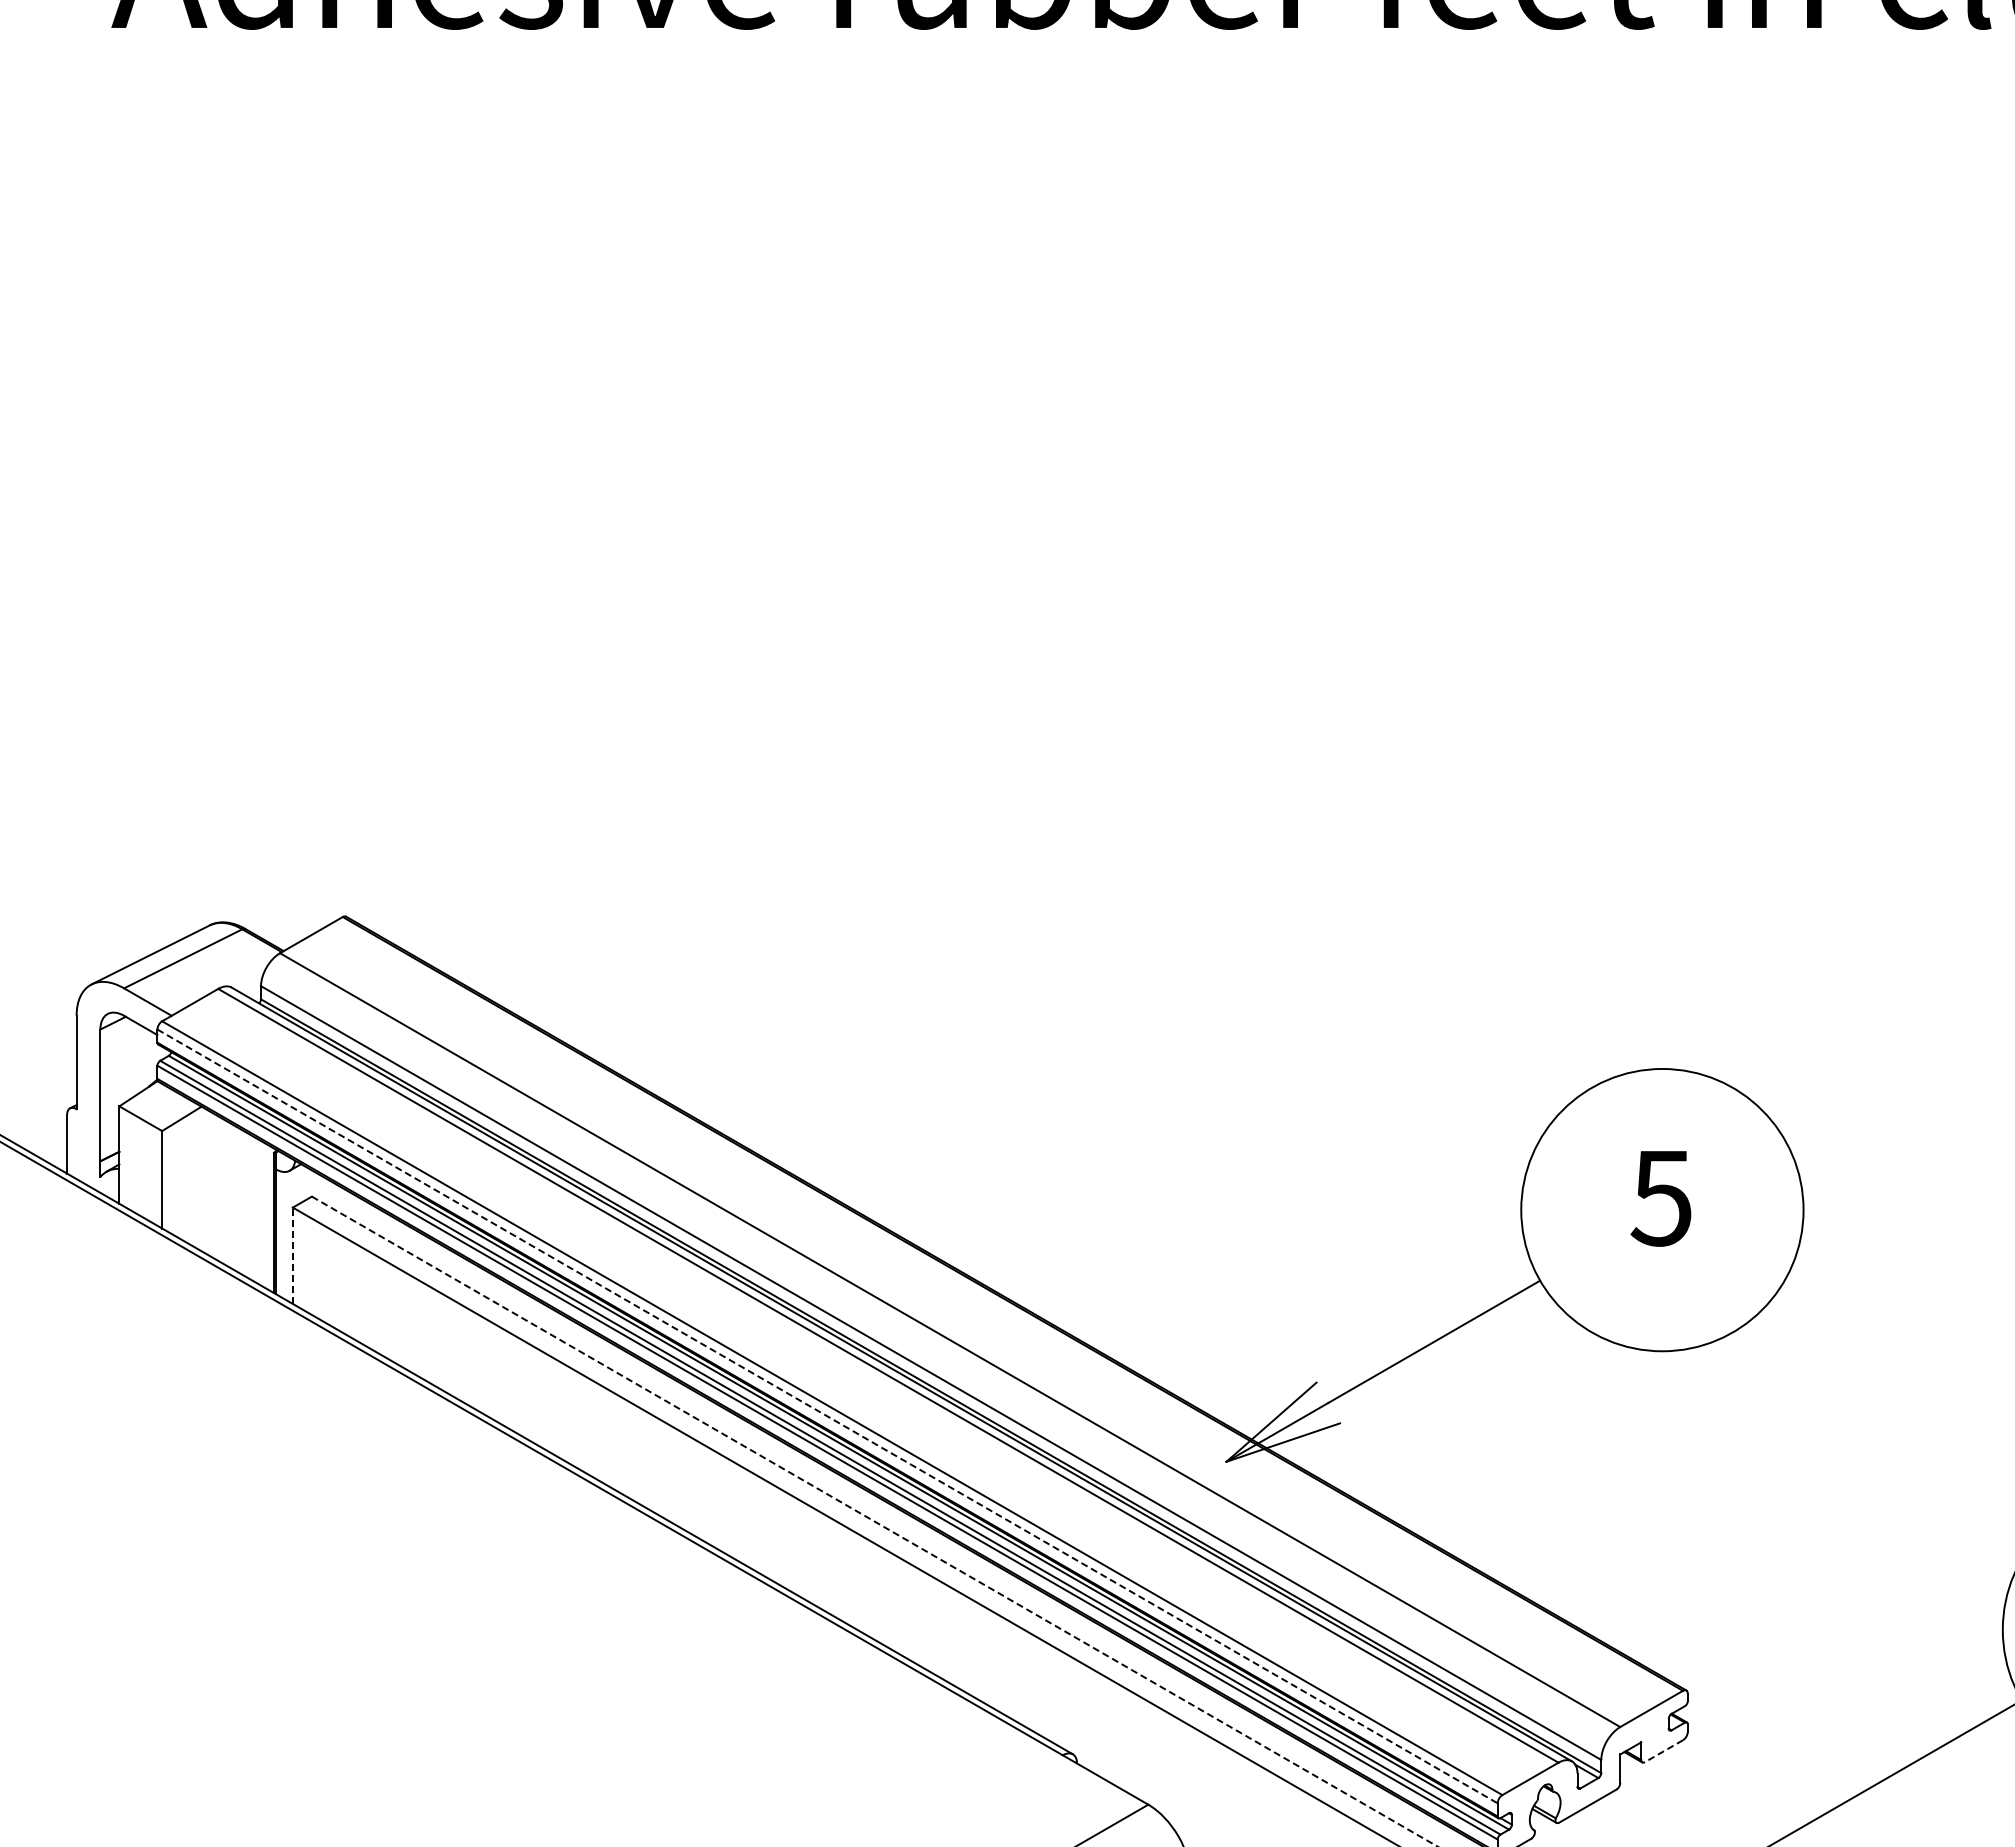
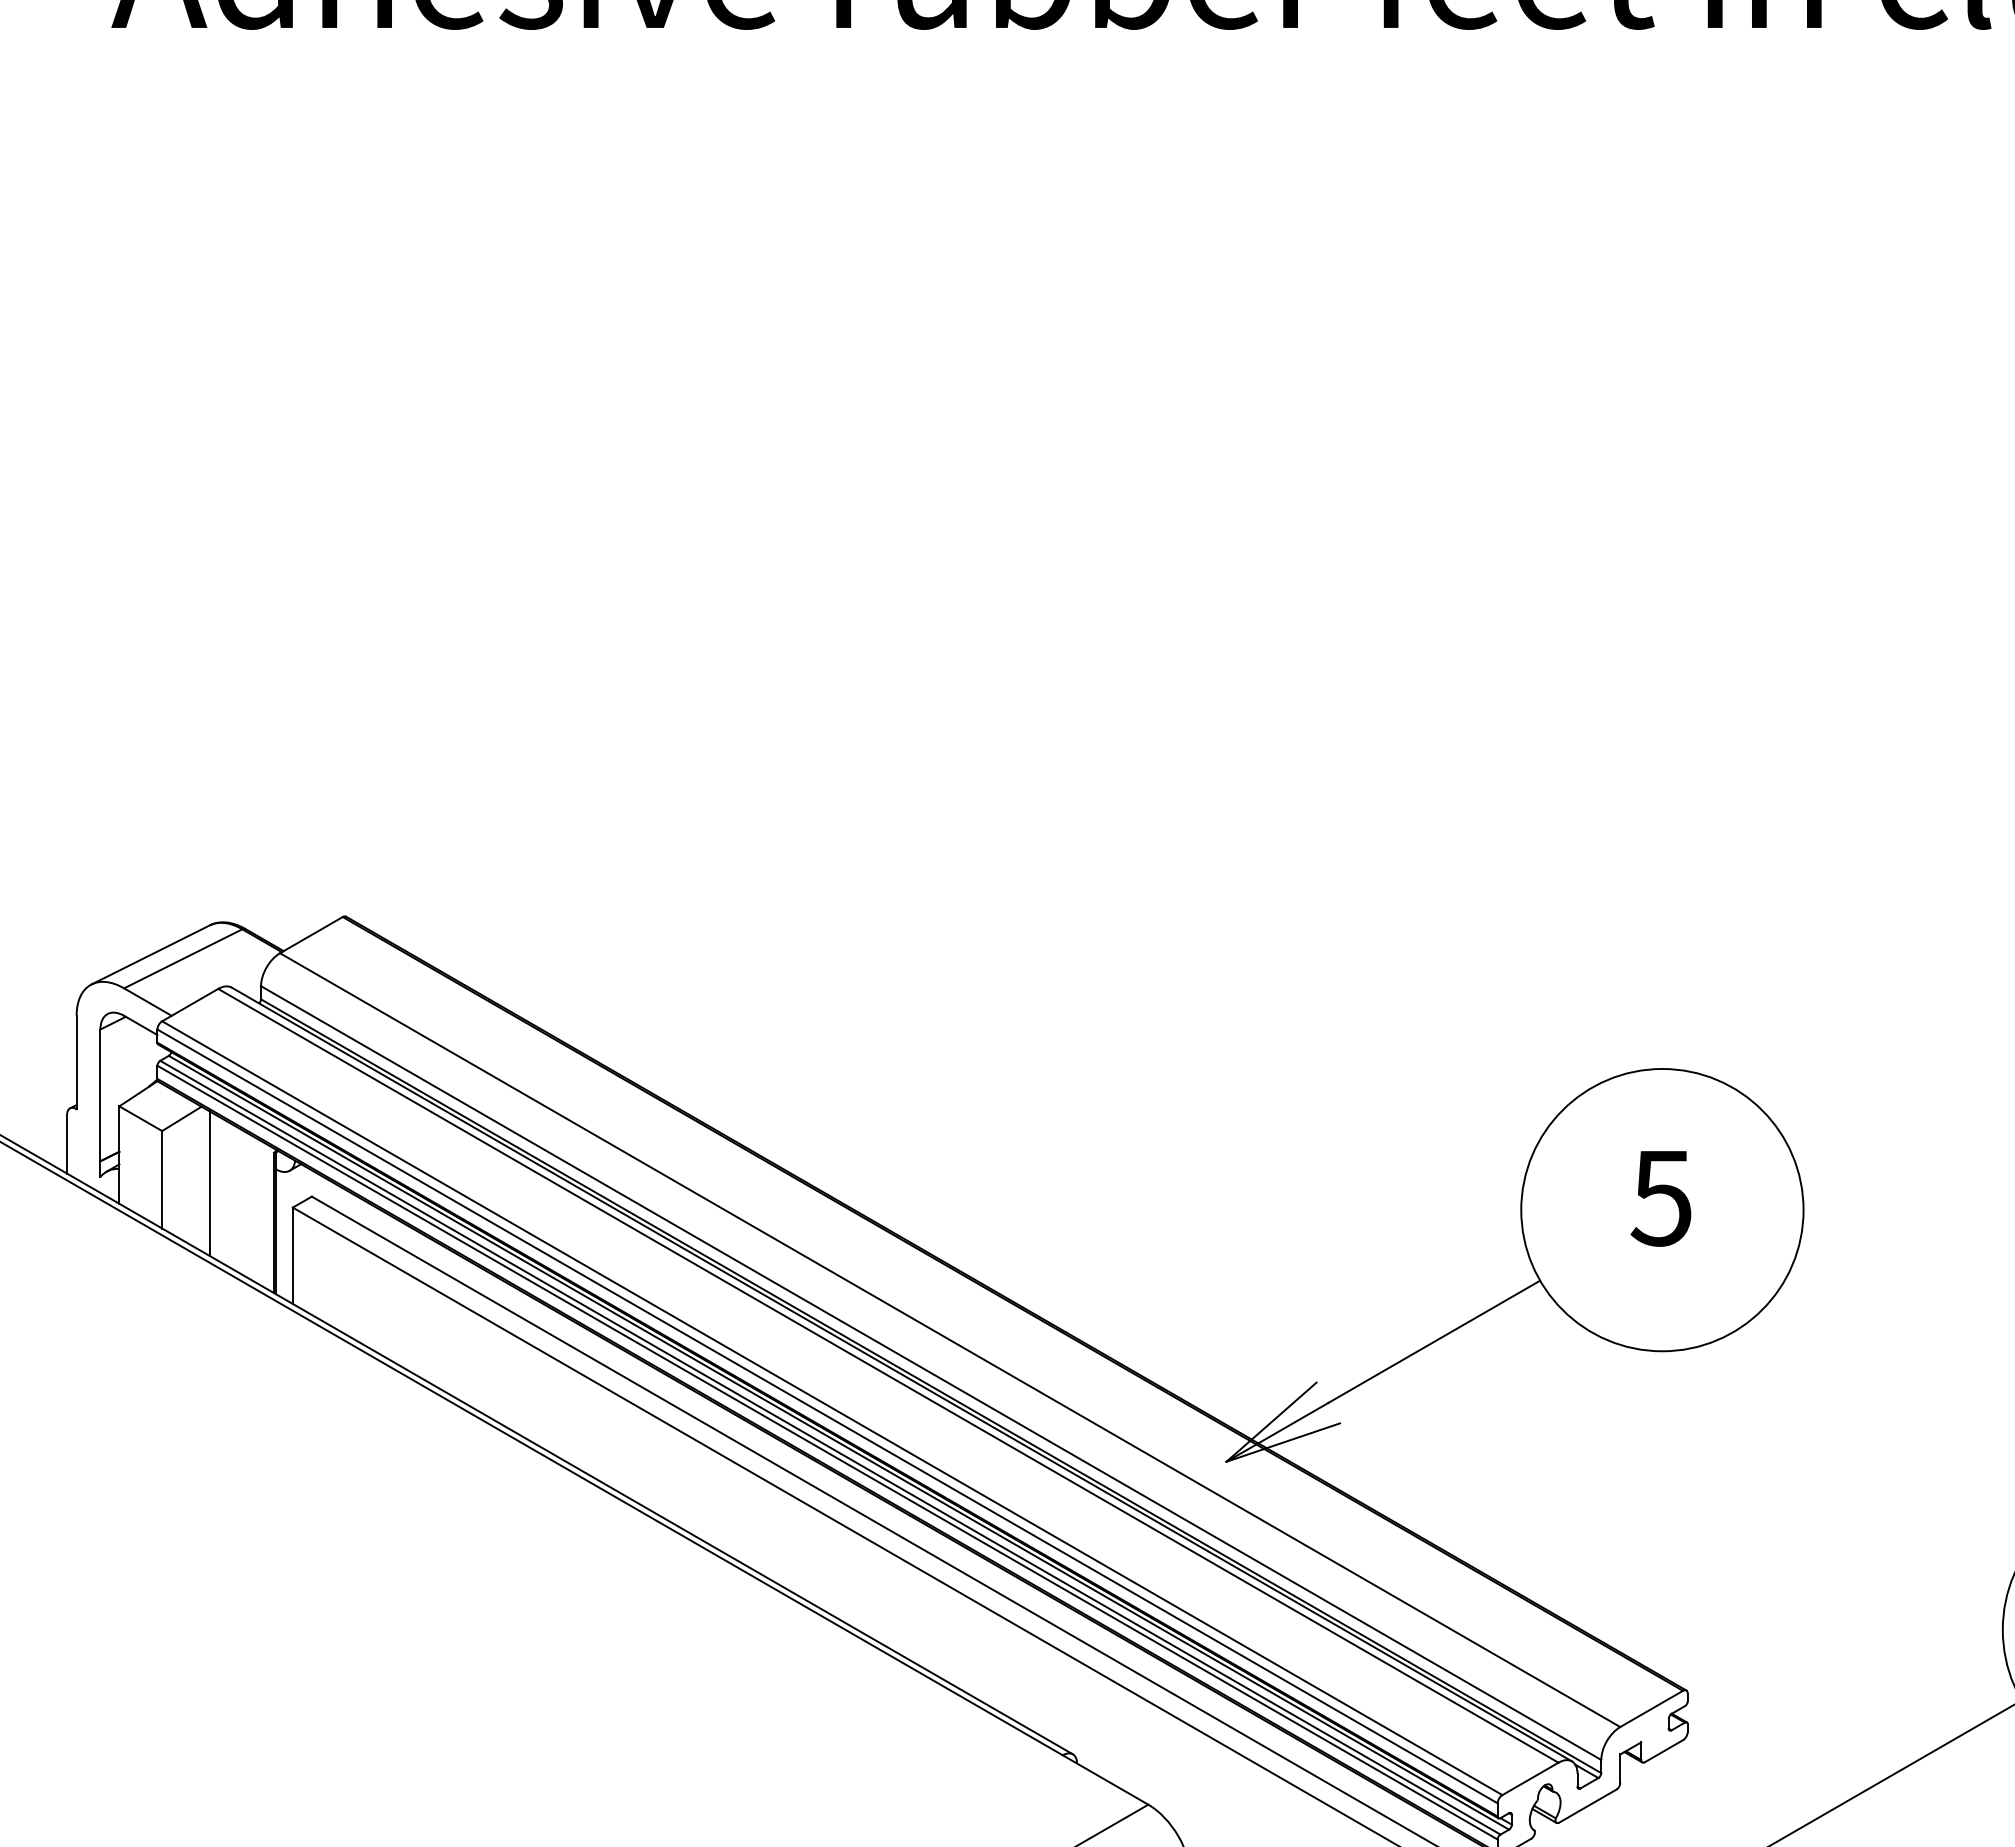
line: none -> present (209, 1183)
line: dashed -> solid (292, 1255)
line: dashed -> solid (827, 1416)
line: dashed -> solid (875, 1521)
line: dashed -> solid (1664, 1751)
